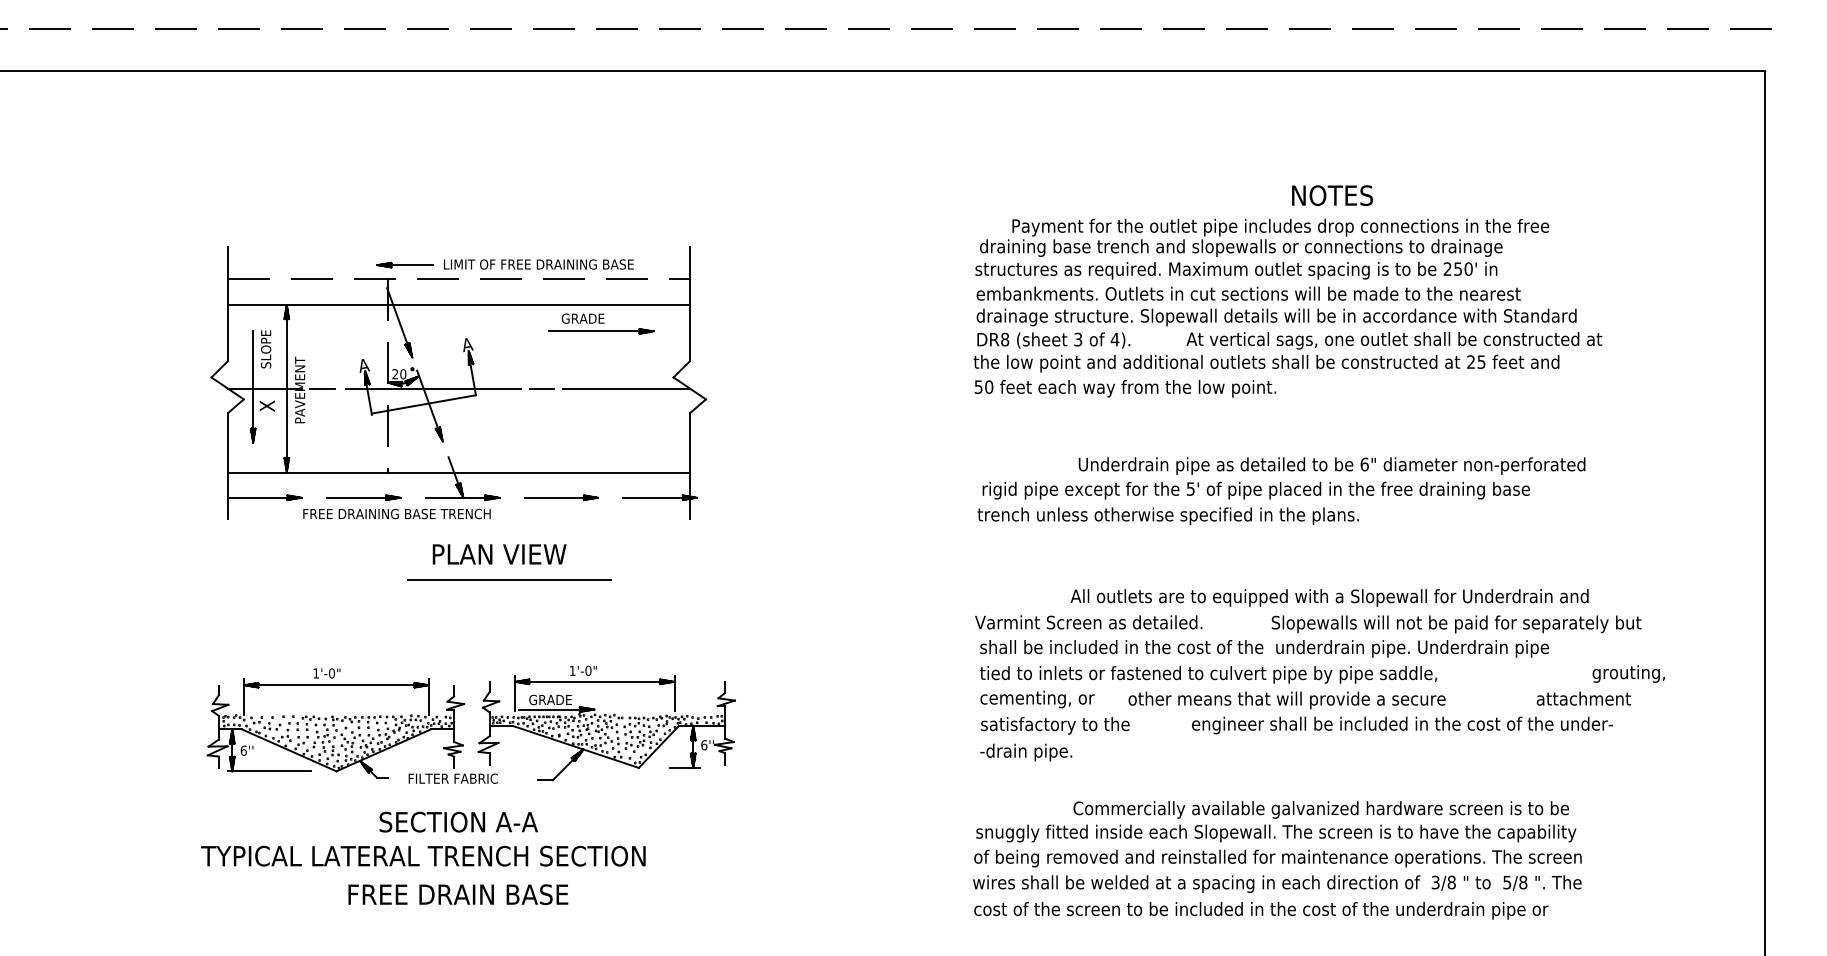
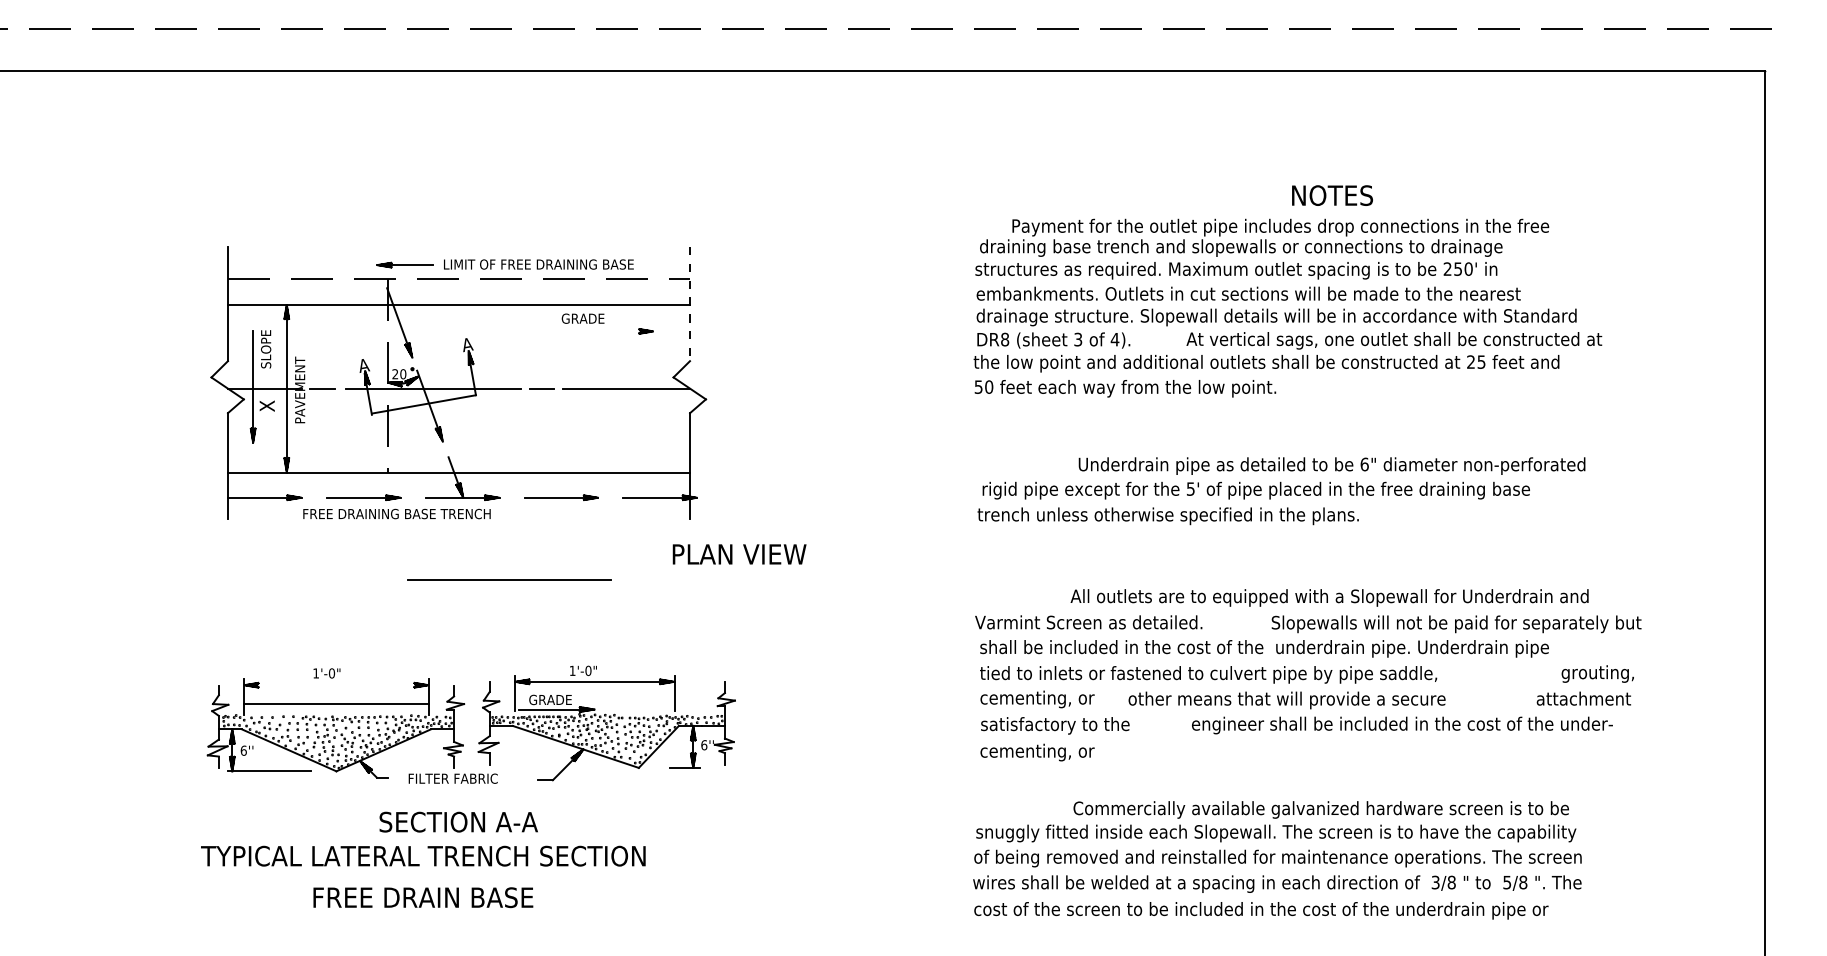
line: solid -> dashed (690, 304)
line: present -> none (600, 331)
text position: (499, 554) -> (739, 554) (739, 554)
text position: (1628, 673) -> (1597, 673) (1597, 673)
line position: (335, 685) -> (335, 704) (335, 704)
text: -drain pipe. -> cementing, or (1037, 752)
text position: (458, 894) -> (423, 897) (423, 897)
